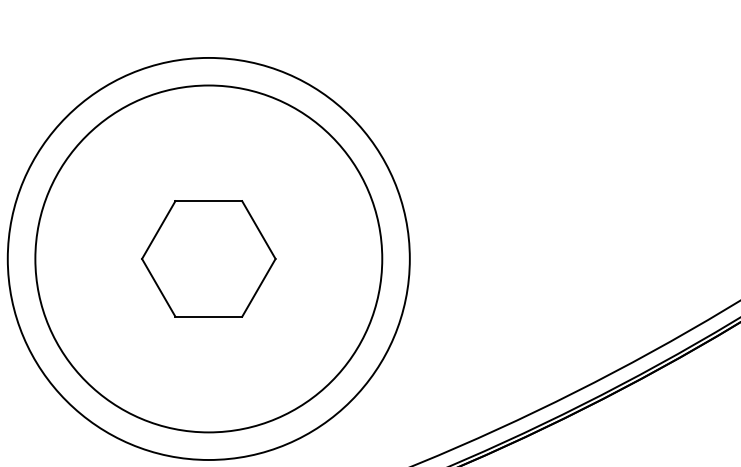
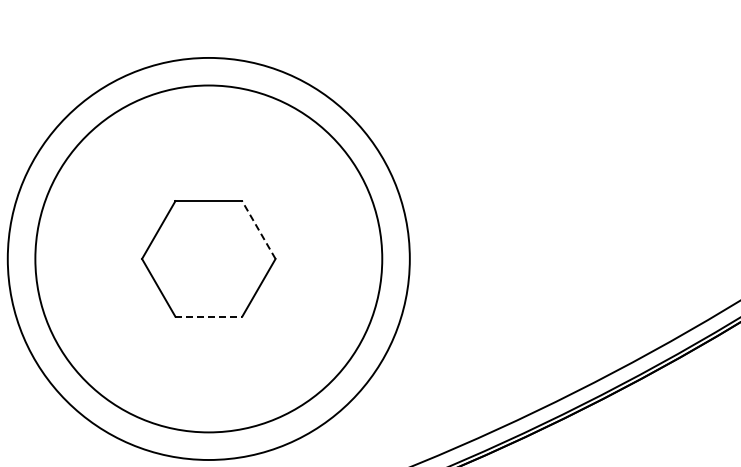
line: solid -> dashed (258, 229)
line: solid -> dashed (209, 316)
